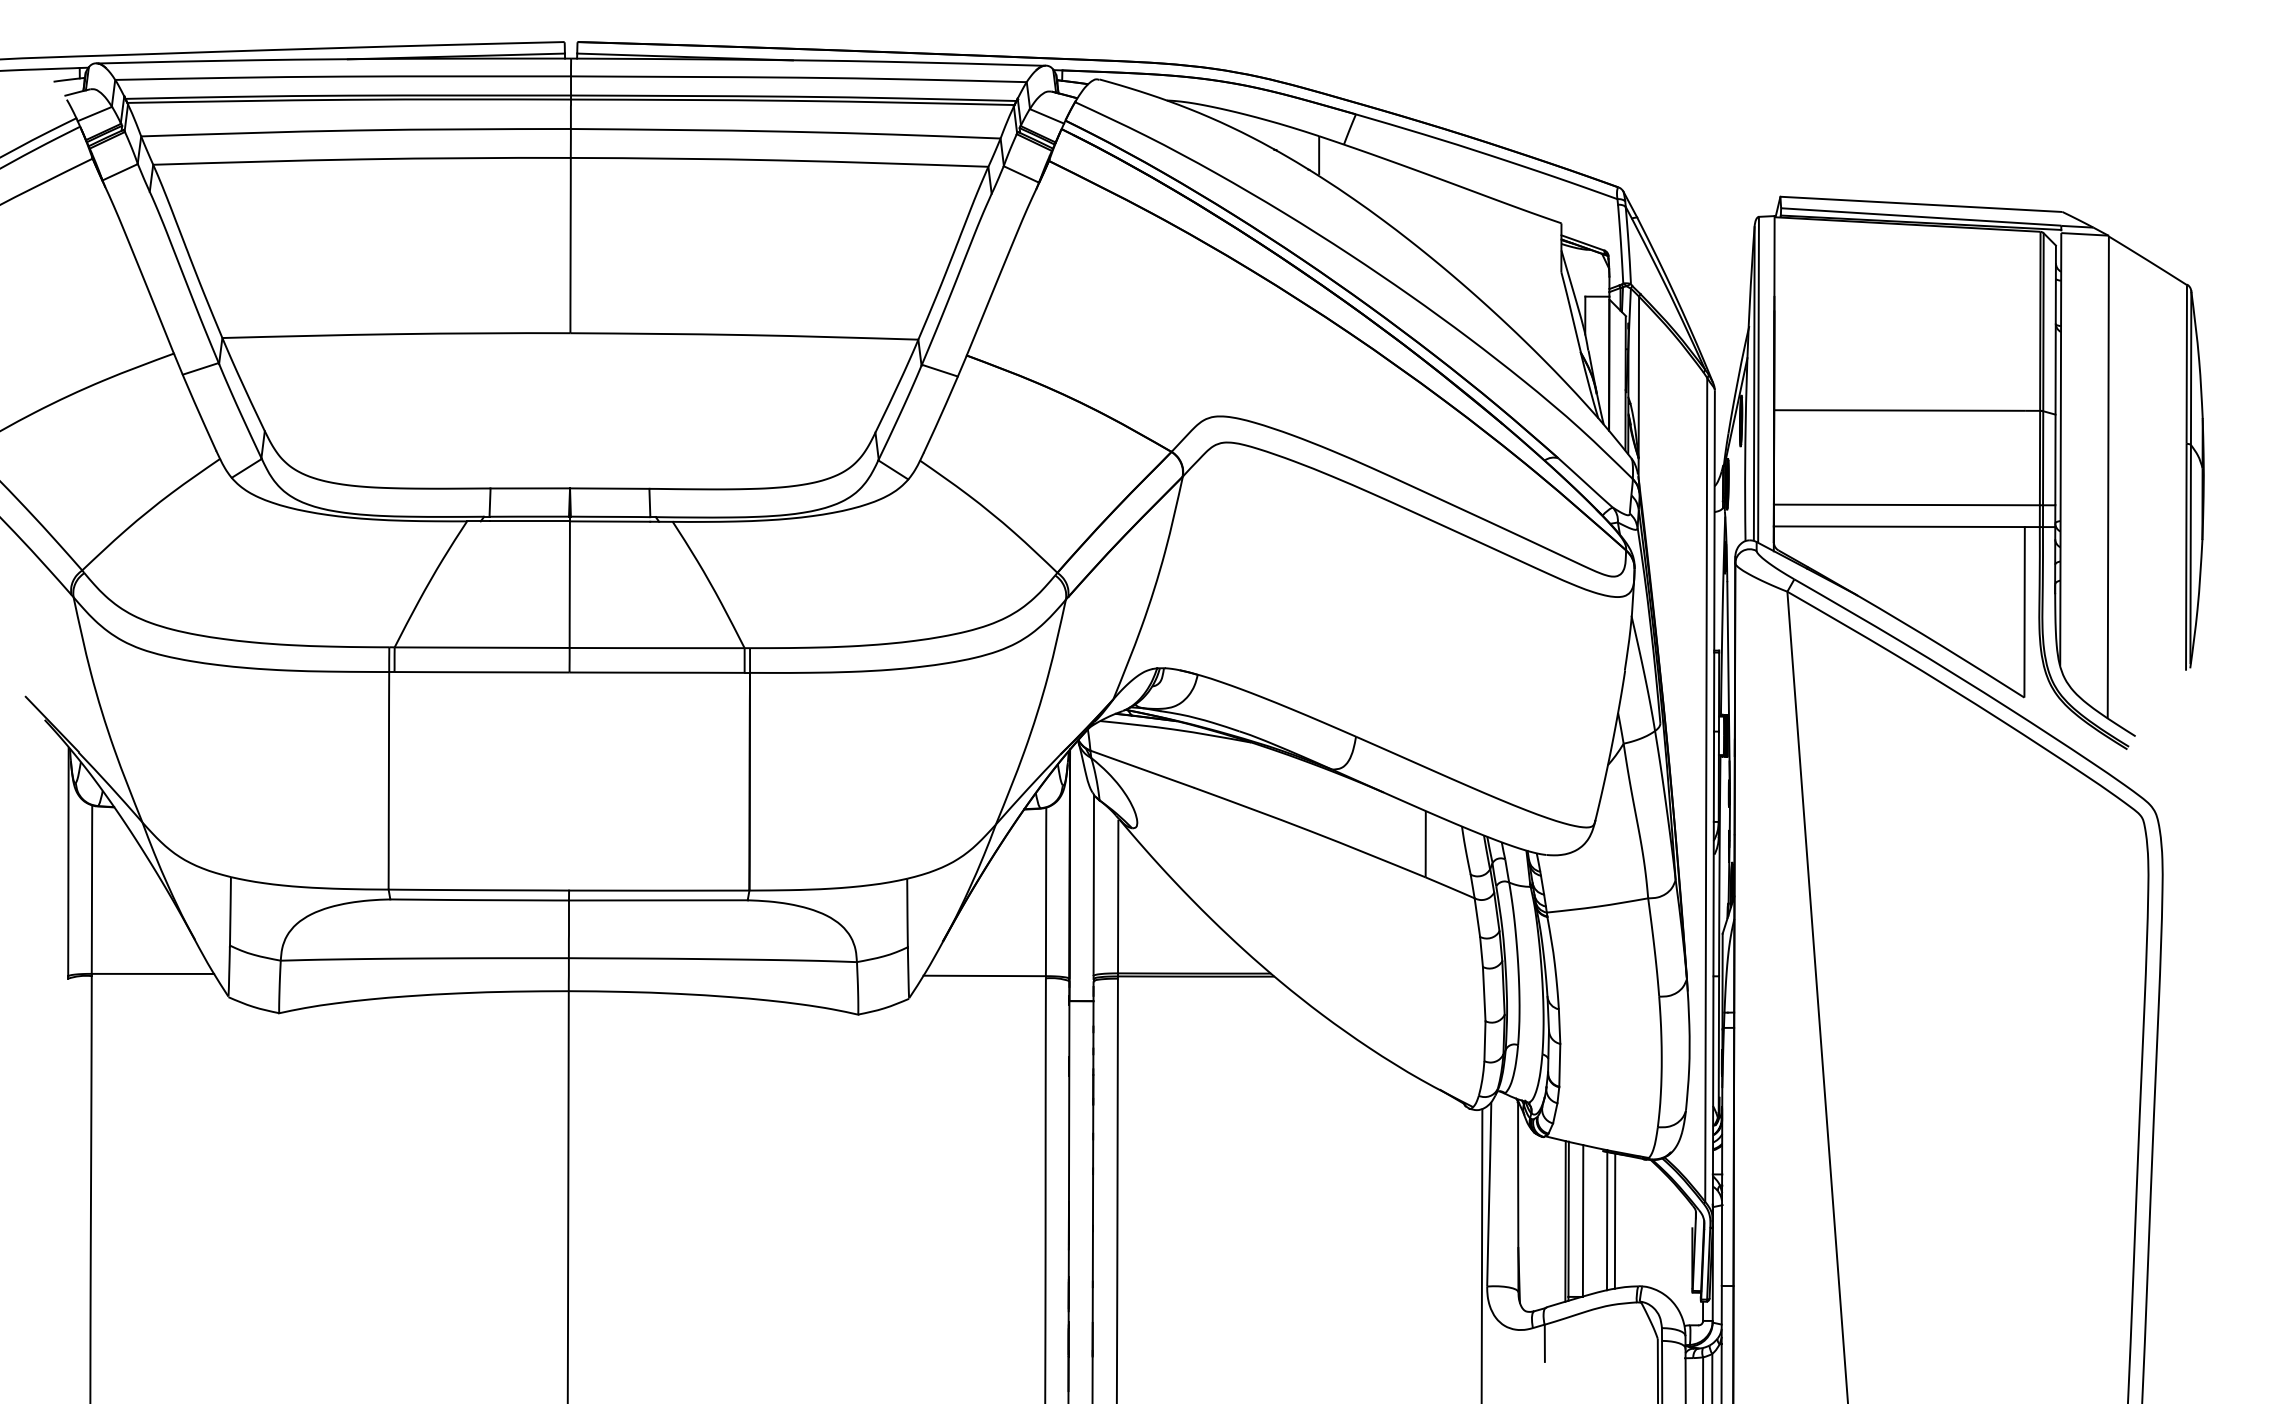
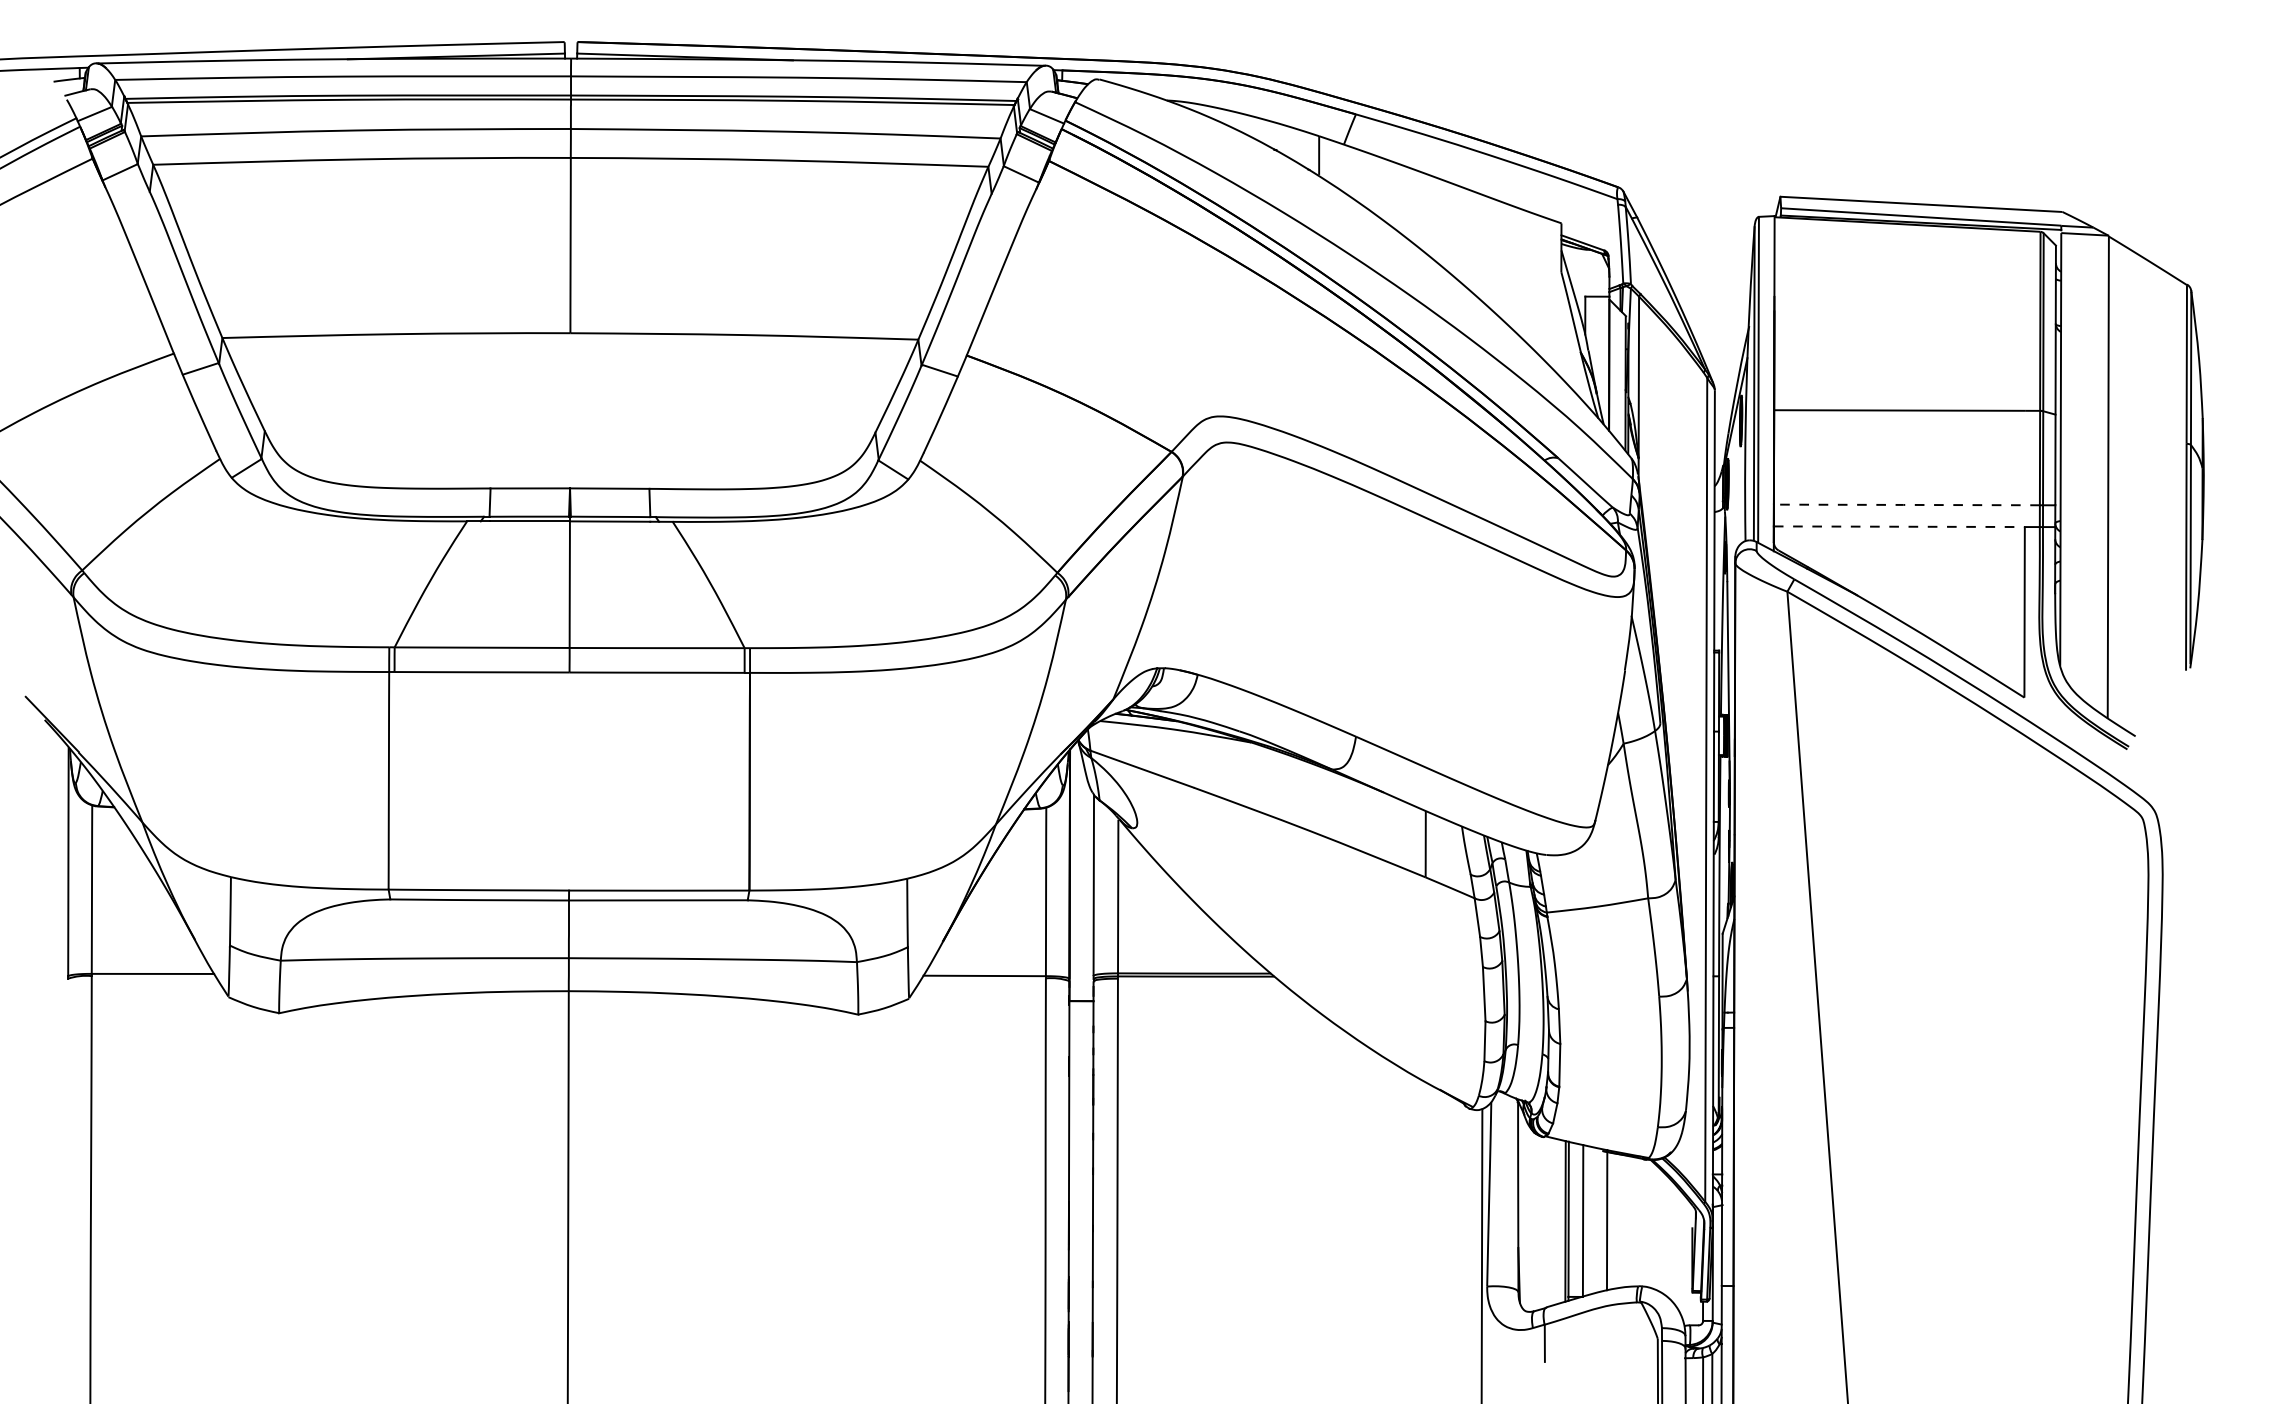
line: solid -> dashed (1906, 504)
line: solid -> dashed (1899, 526)
line: present -> none (1614, 1220)
